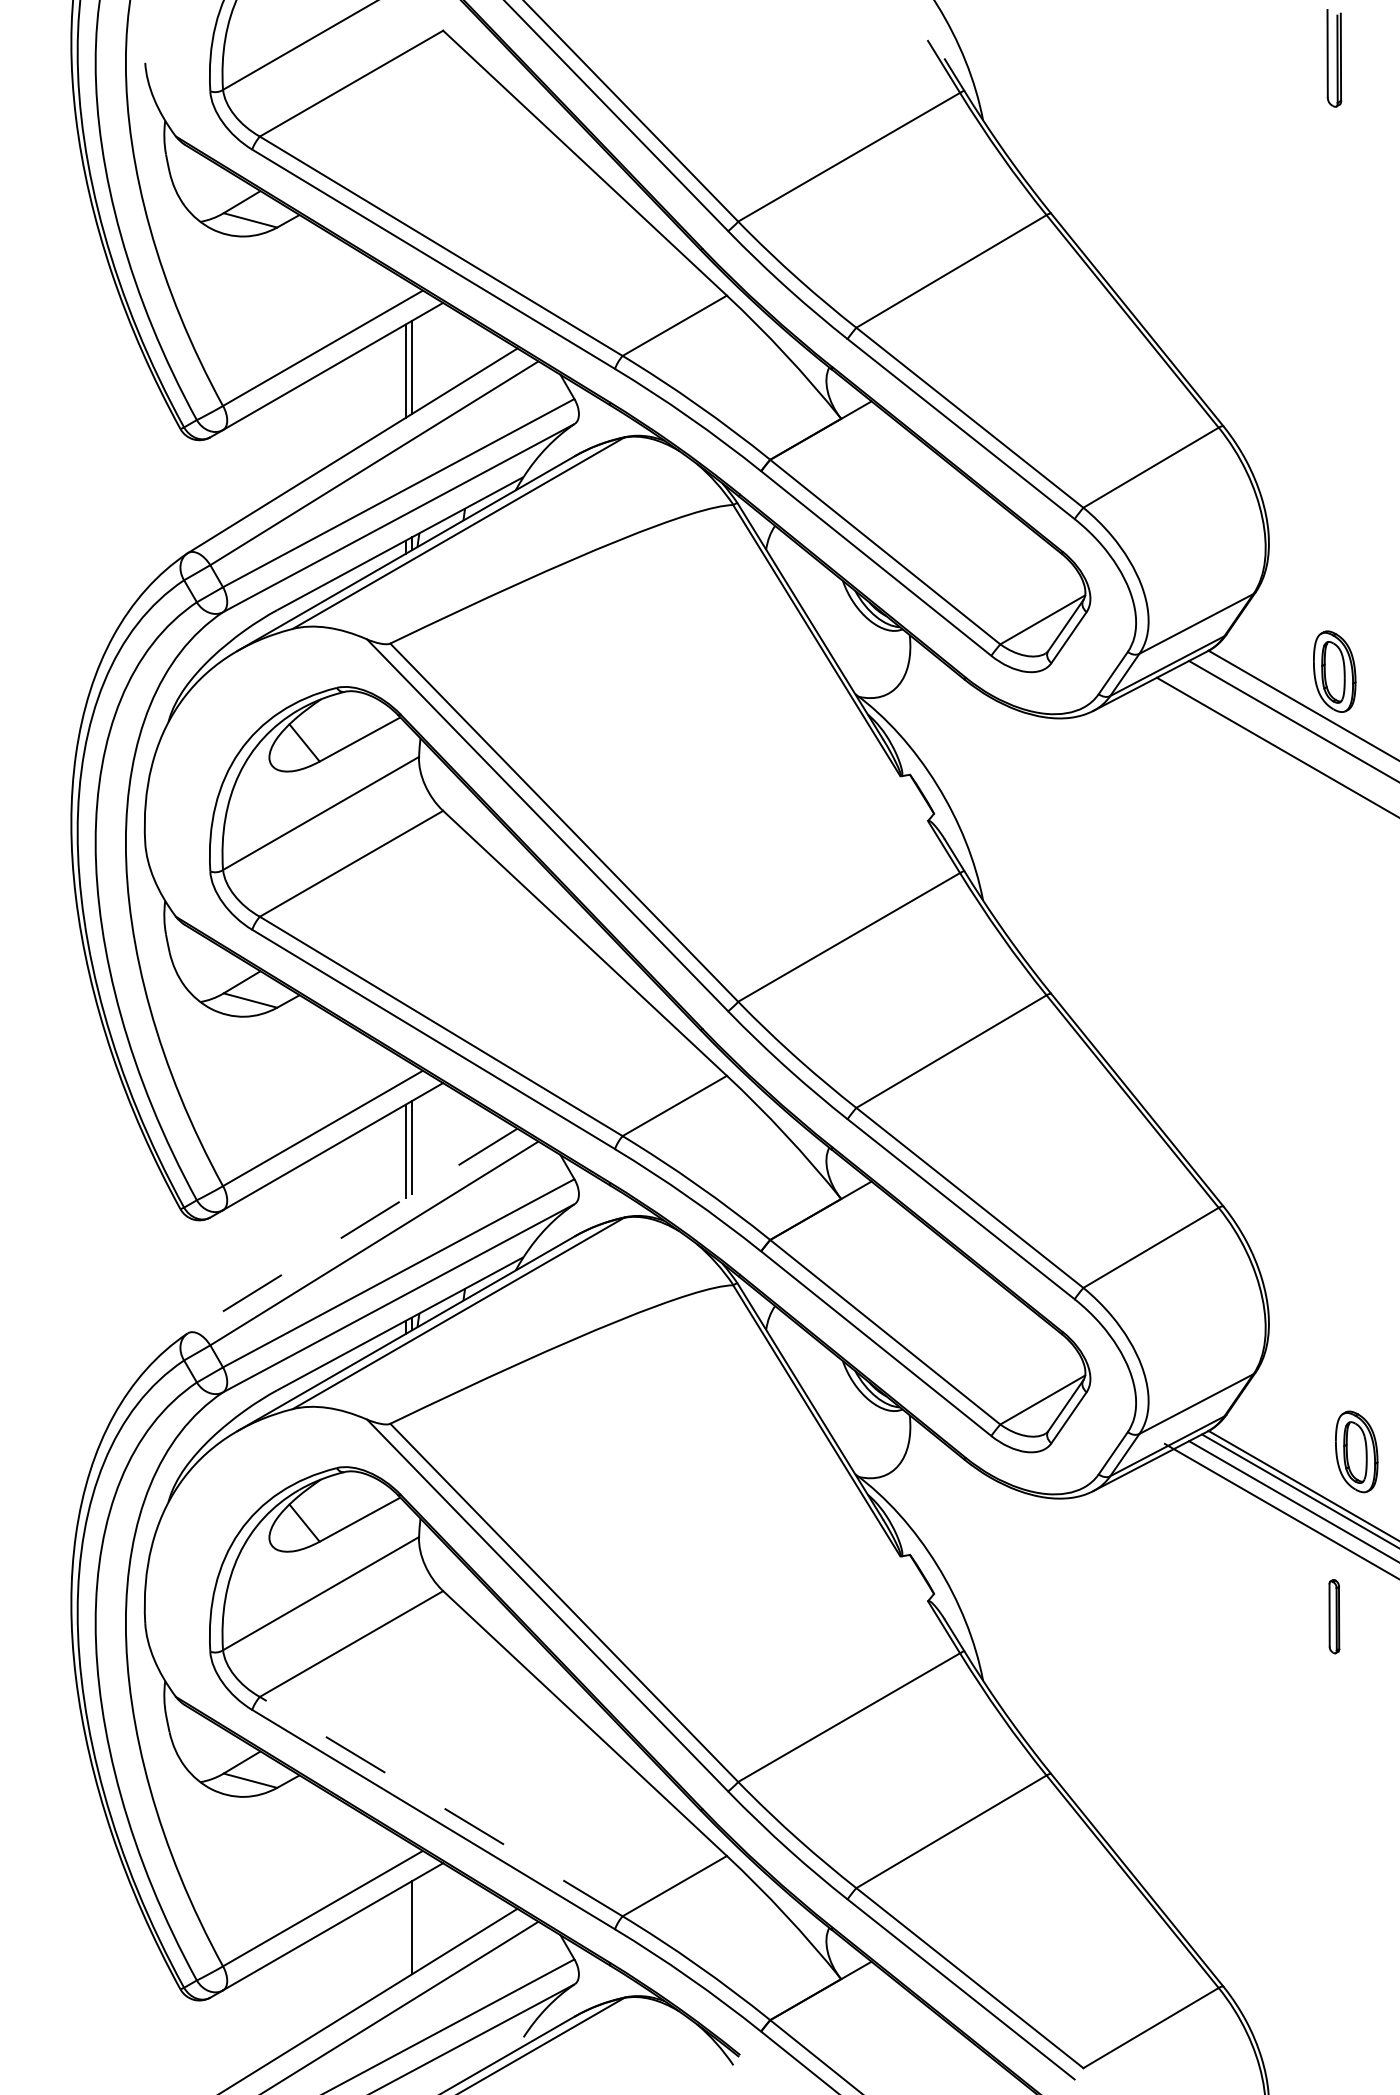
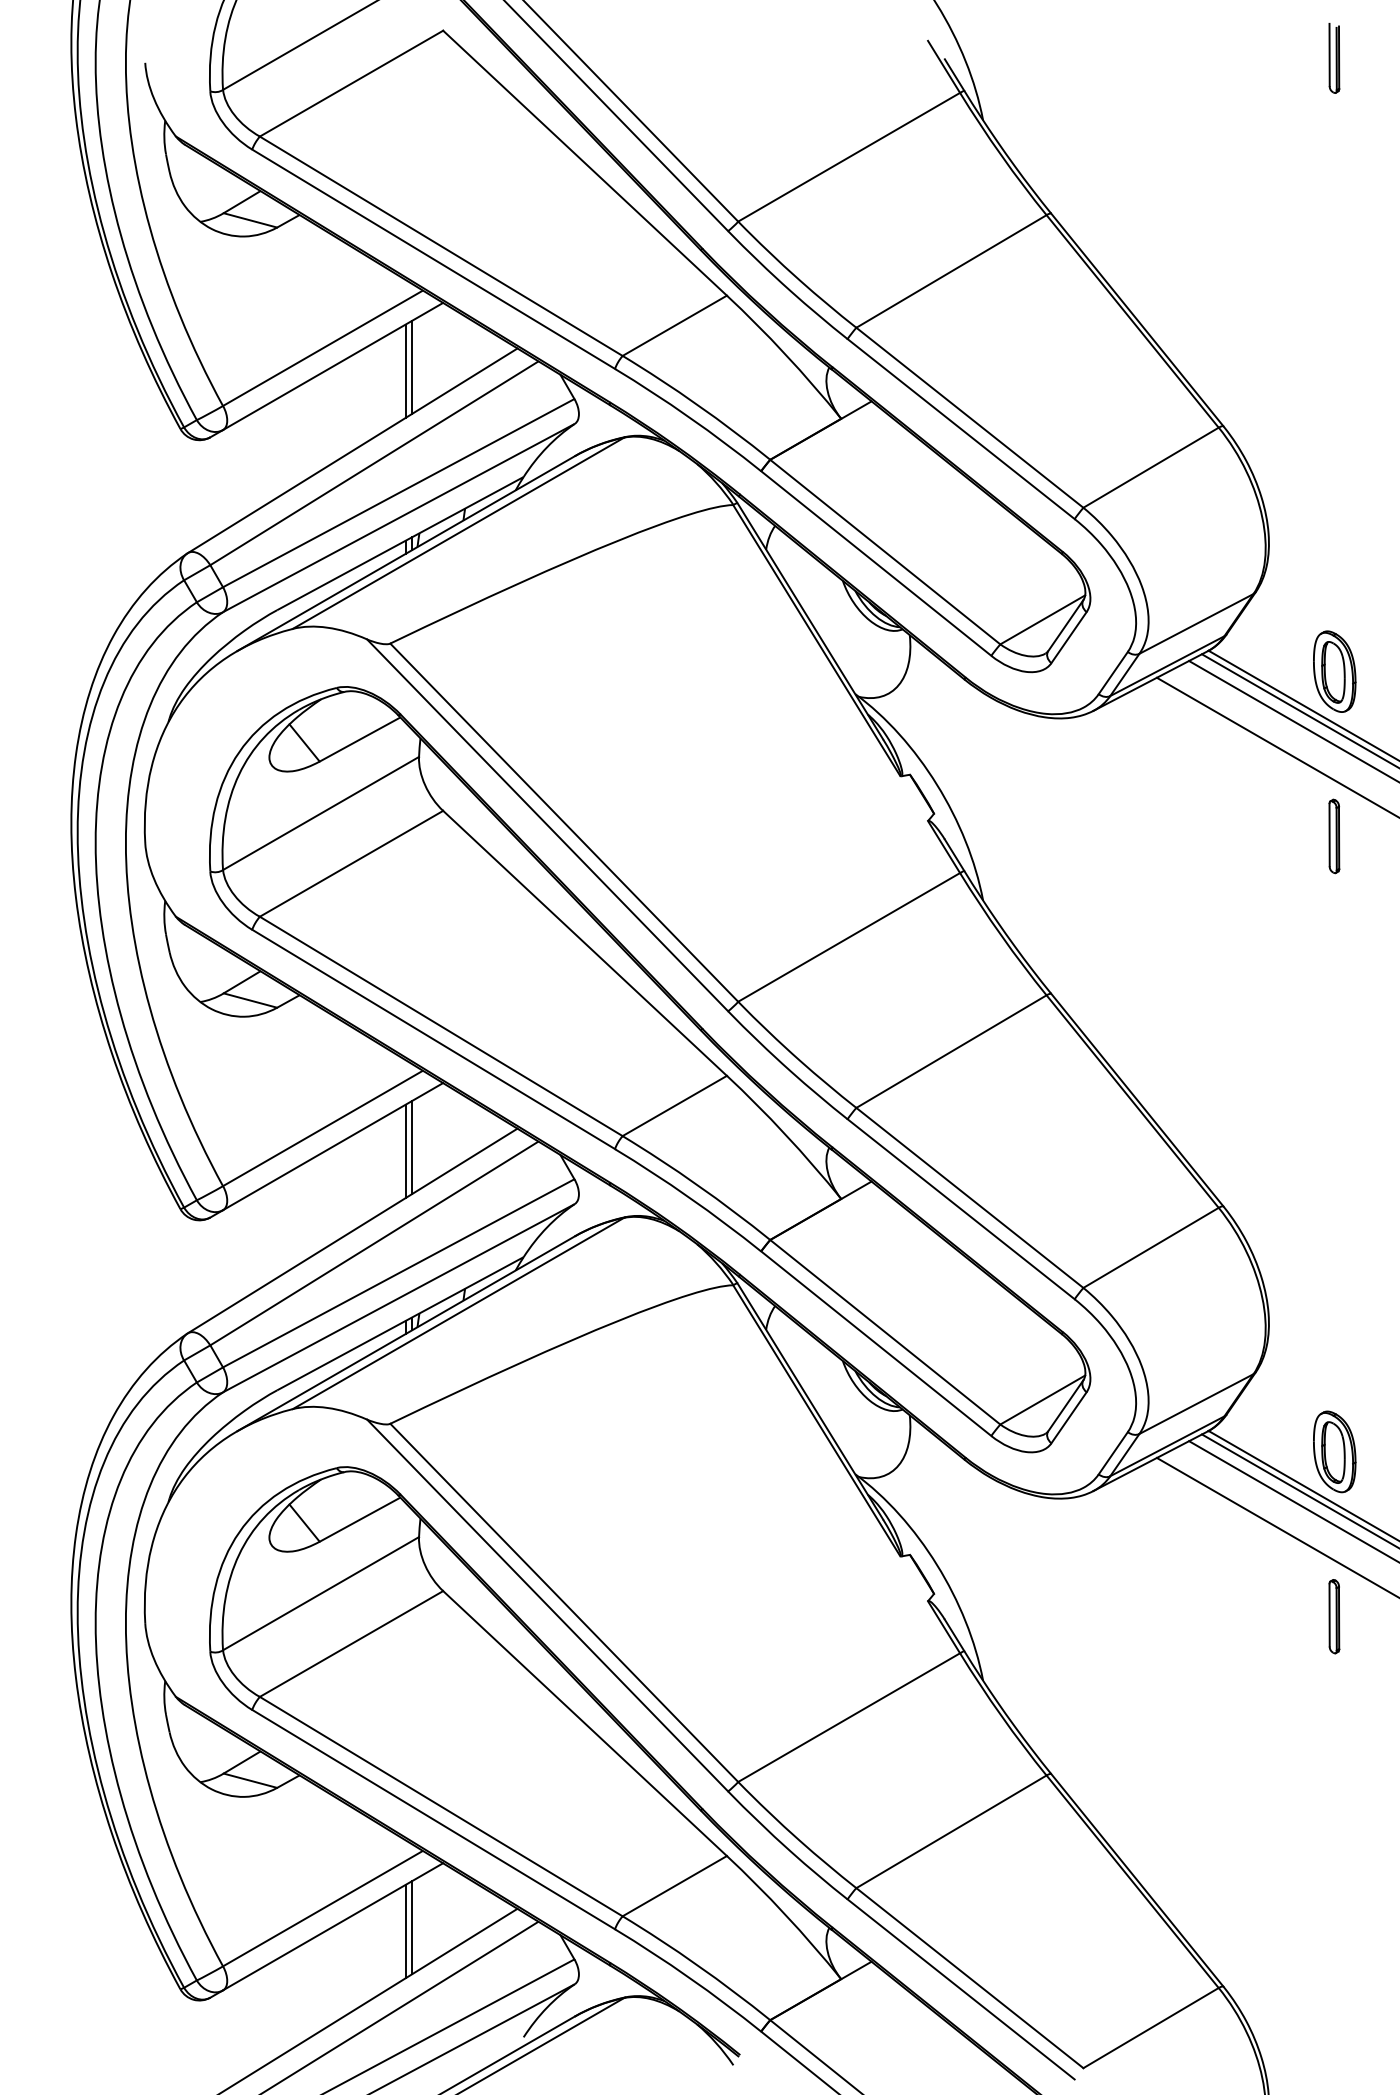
part size: 17x99 px -> 13x71 px (1334, 58)
line: none -> present (1298, 710)
part: none -> present (1334, 836)
line: dashed -> solid (352, 1230)
part position: (1356, 1451) -> (1334, 1451) (1334, 1451)
line position: (1280, 1510) -> (1276, 1526) (1276, 1526)
line: dashed -> solid (441, 1806)
line: none -> present (405, 1931)
